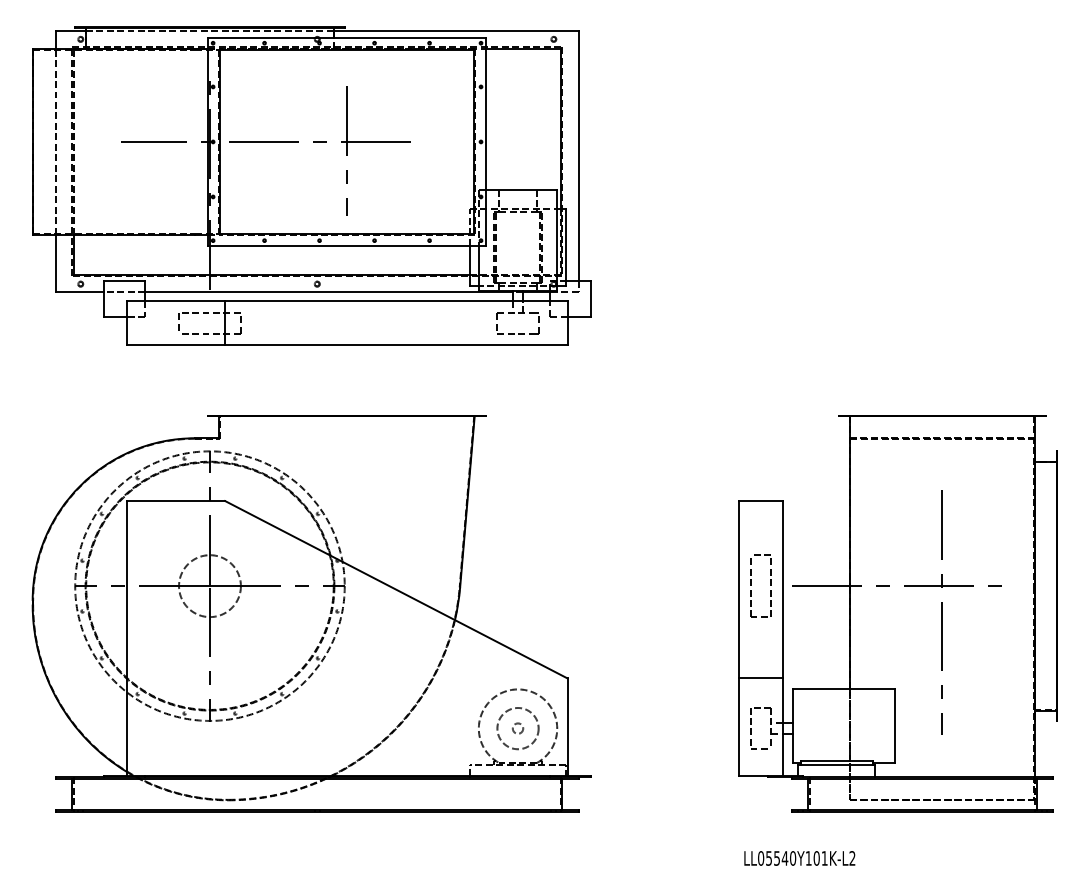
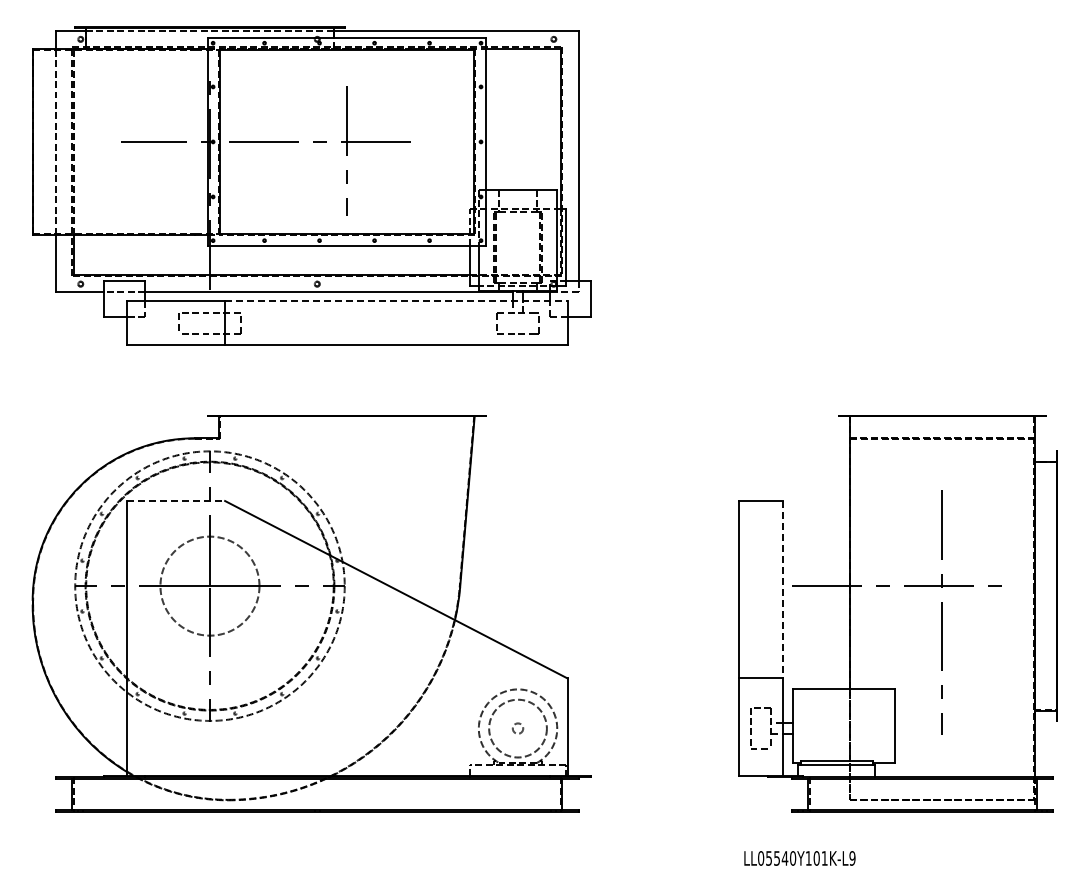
line: solid -> dashed (396, 301)
line: solid -> dashed (176, 501)
part: present -> none (751, 585)
circle diameter: 62 px -> 99 px (209, 585)
line: solid -> dashed (782, 589)
circle diameter: 41 px -> 58 px (517, 728)
text: LL05540Y101K-L2 -> LL05540Y101K-L9 (852, 858)
